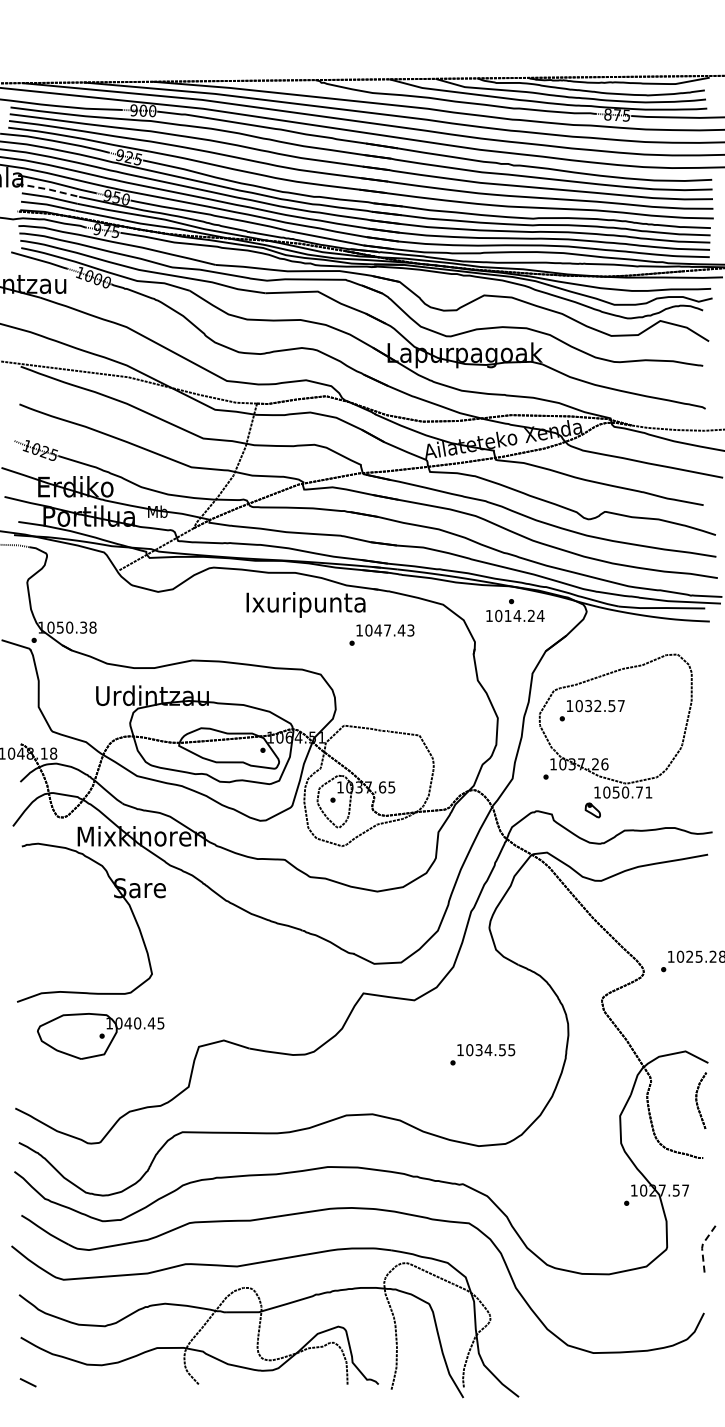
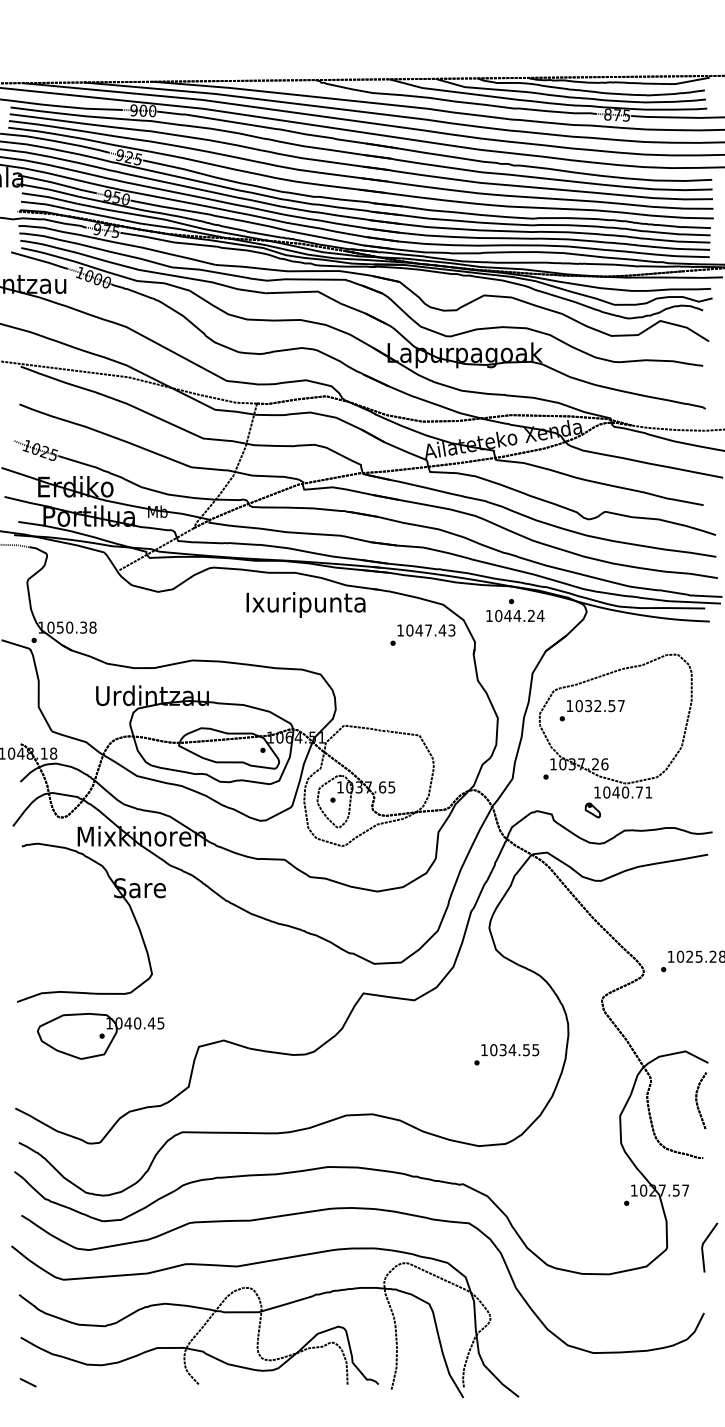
line: dashed -> solid (47, 189)
text: 1014.24 -> 1044.24 (507, 615)
text position: (381, 634) -> (422, 634) (422, 634)
text: 1050.71 -> 1040.71 (615, 792)
text position: (482, 1054) -> (506, 1054) (506, 1054)
line: dashed -> solid (702, 1245)
